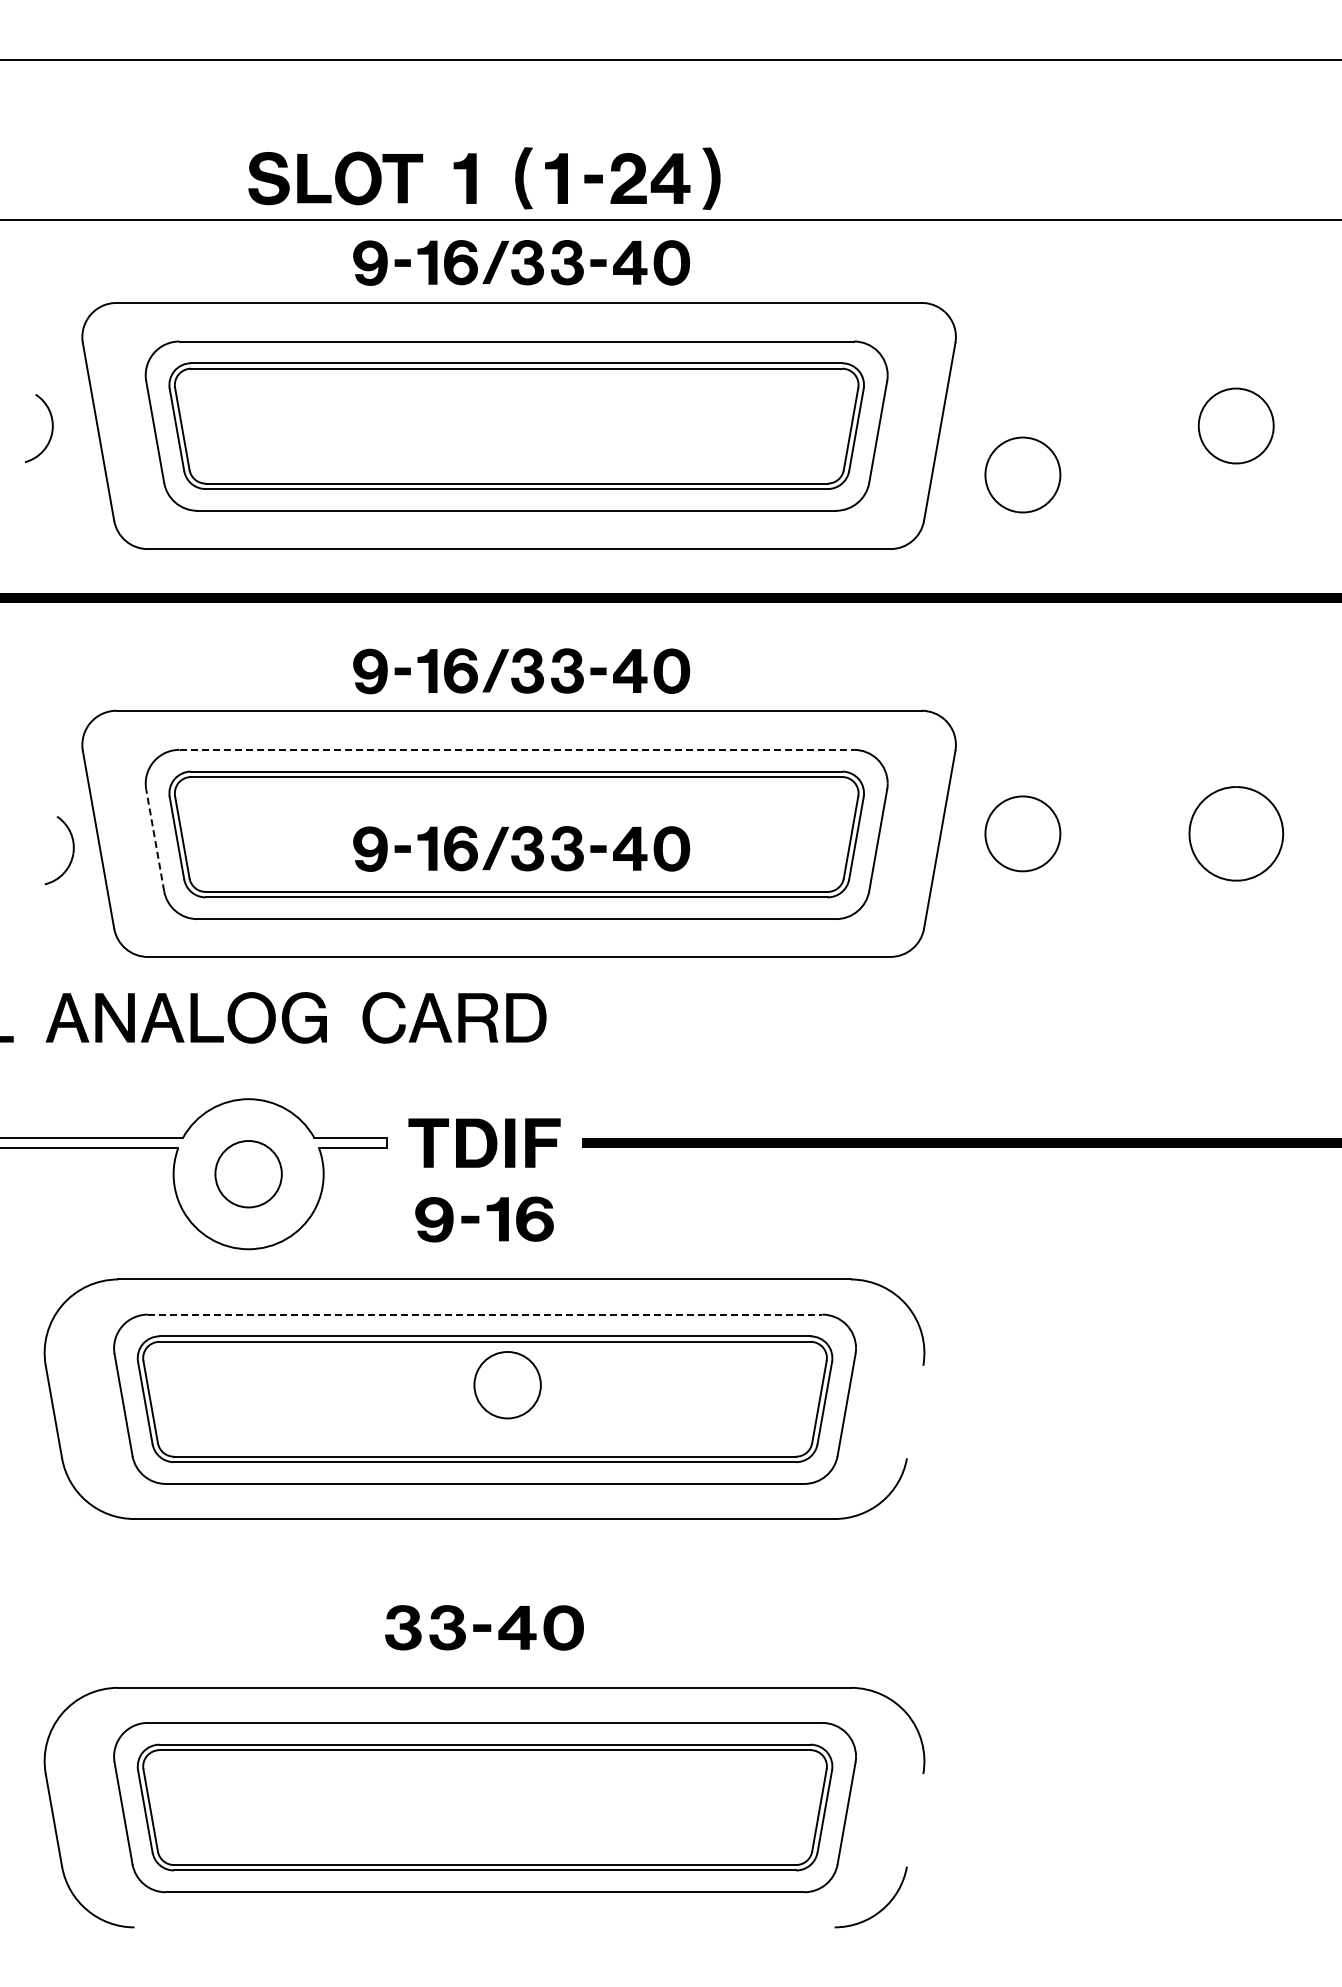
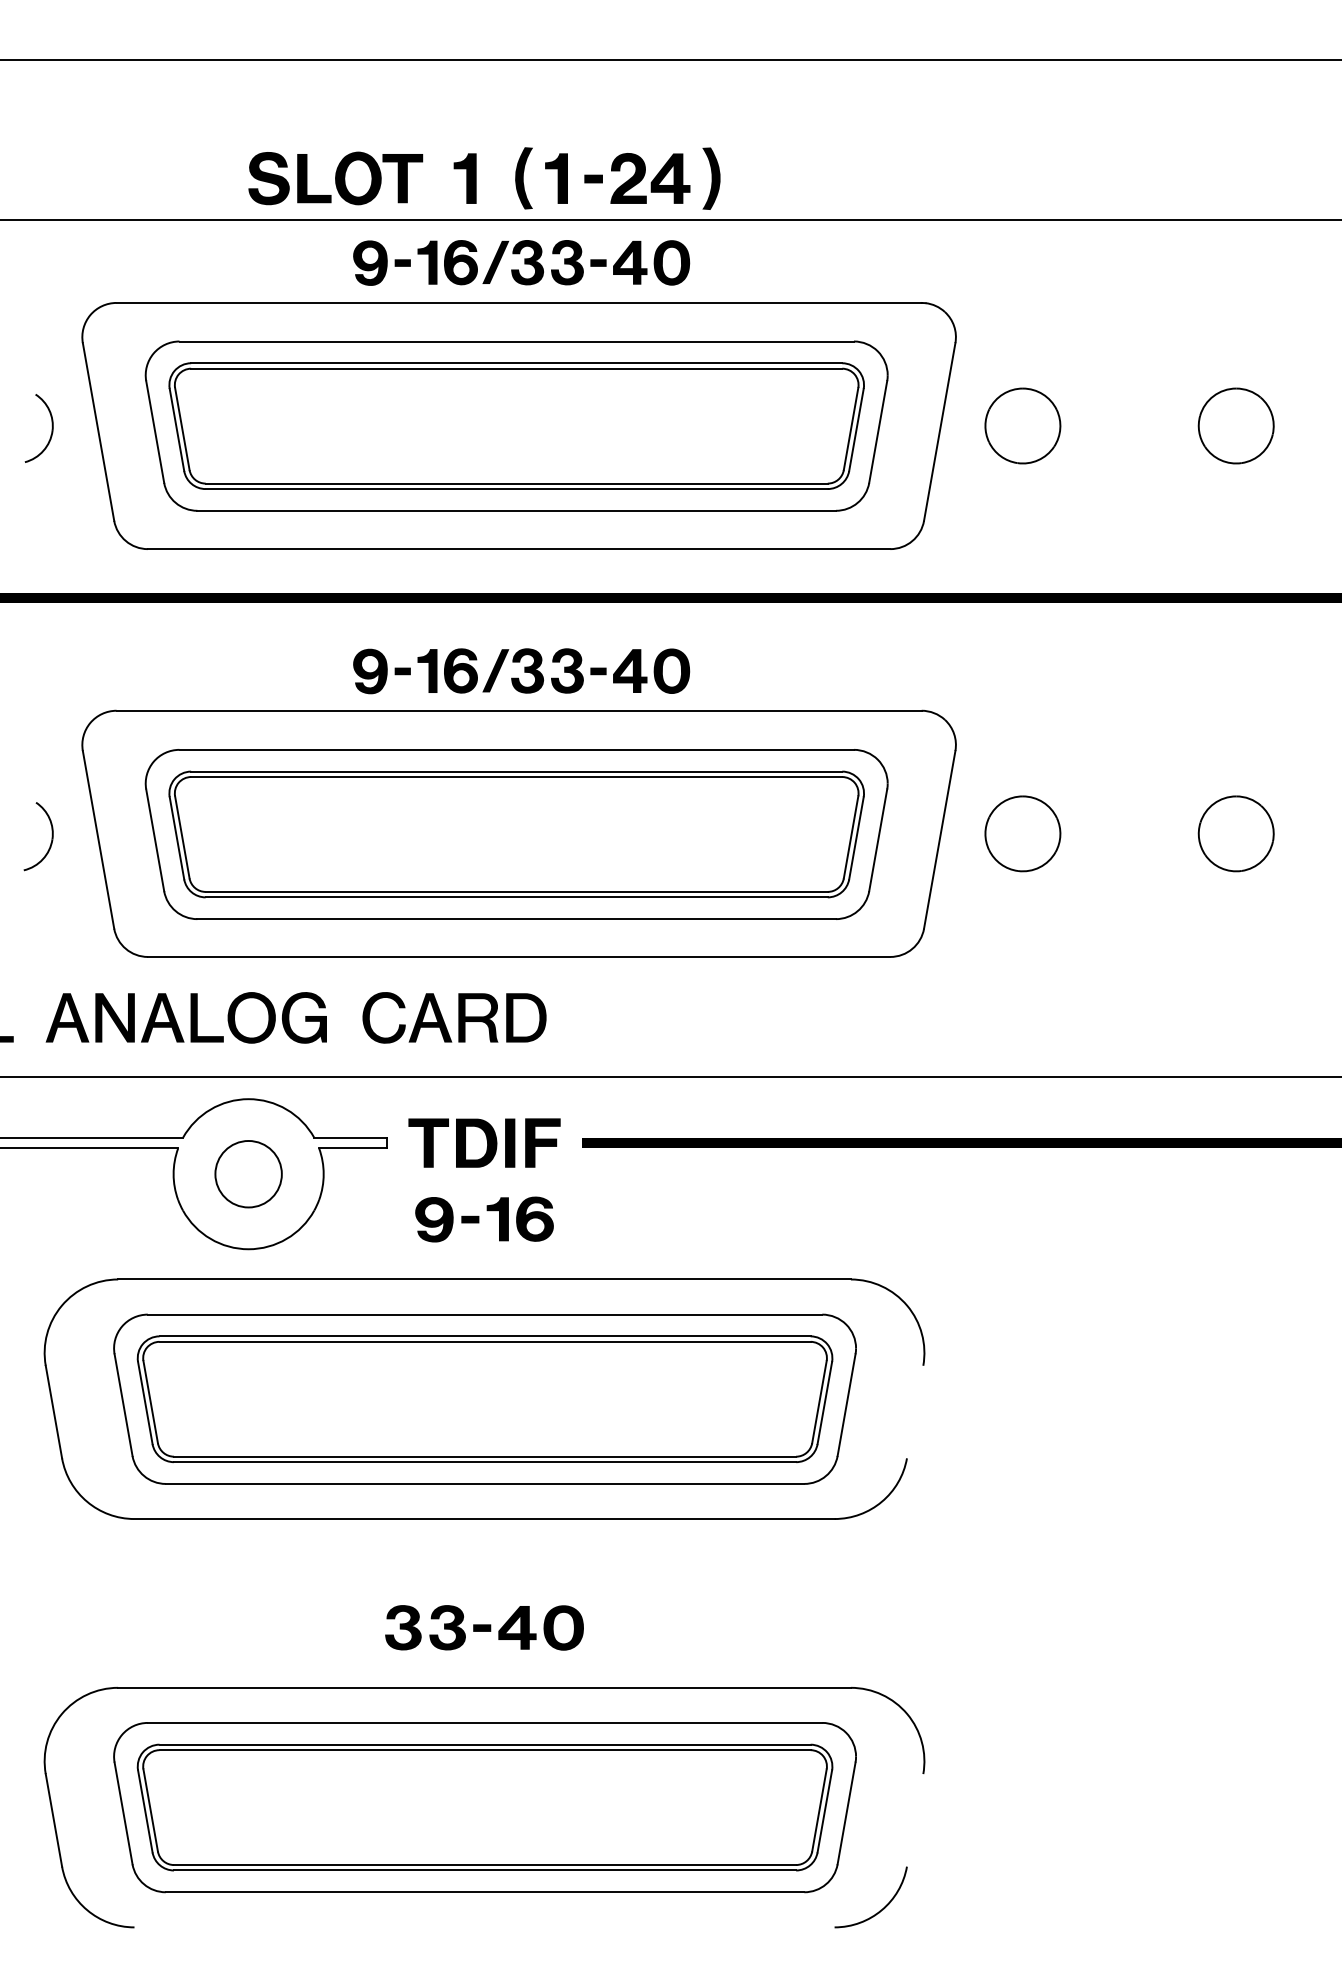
part position: (1022, 474) -> (1022, 425) (1022, 425)
line: dashed -> solid (517, 749)
part size: 97x96 px -> 78x78 px (1235, 833)
line: dashed -> solid (155, 840)
part: present -> none (521, 848)
part position: (72, 850) -> (51, 836) (51, 836)
line: none -> present (670, 1076)
line: dashed -> solid (485, 1314)
part: present -> none (507, 1385)
